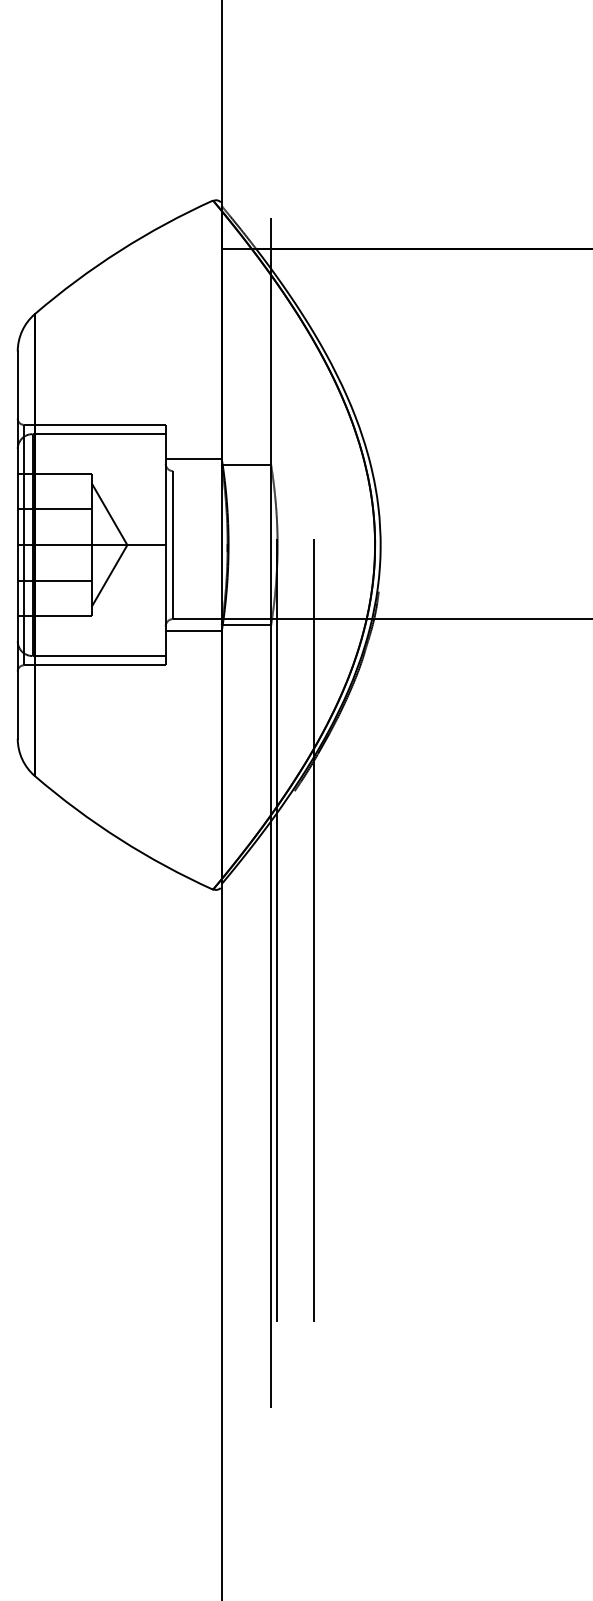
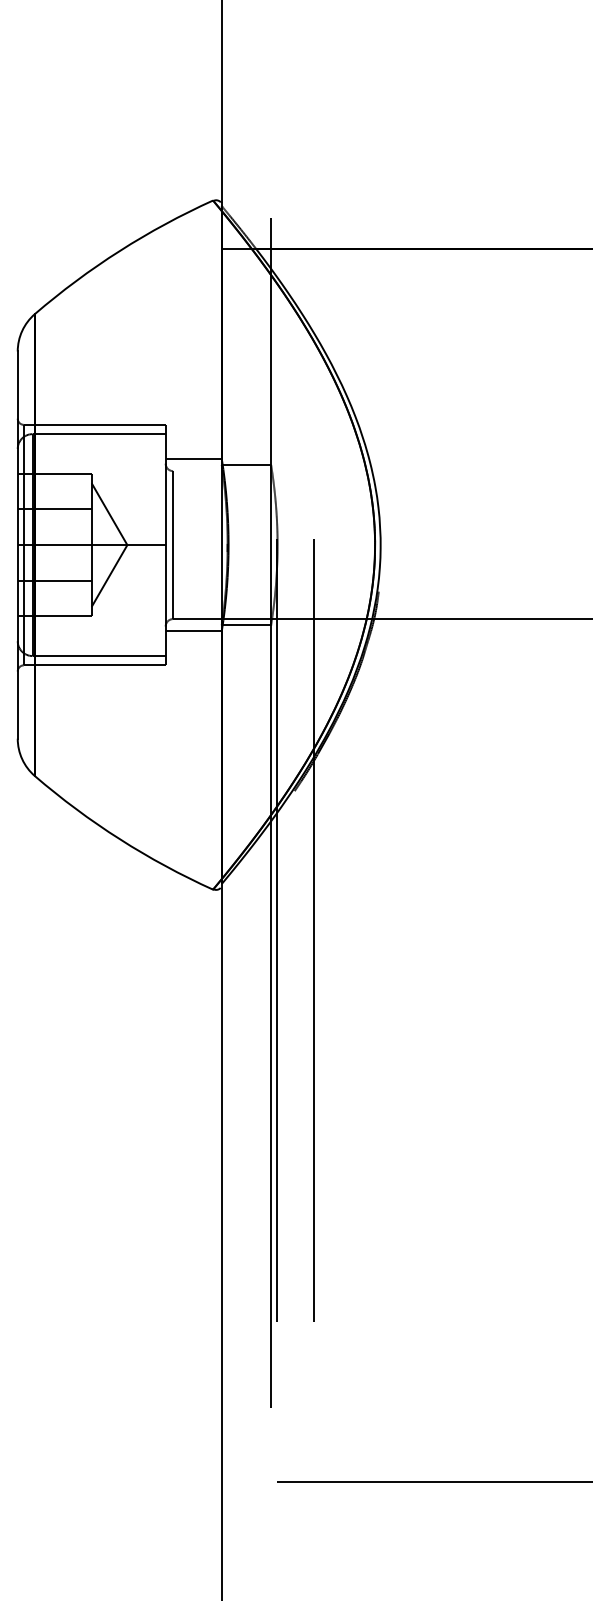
line: none -> present (432, 1482)
